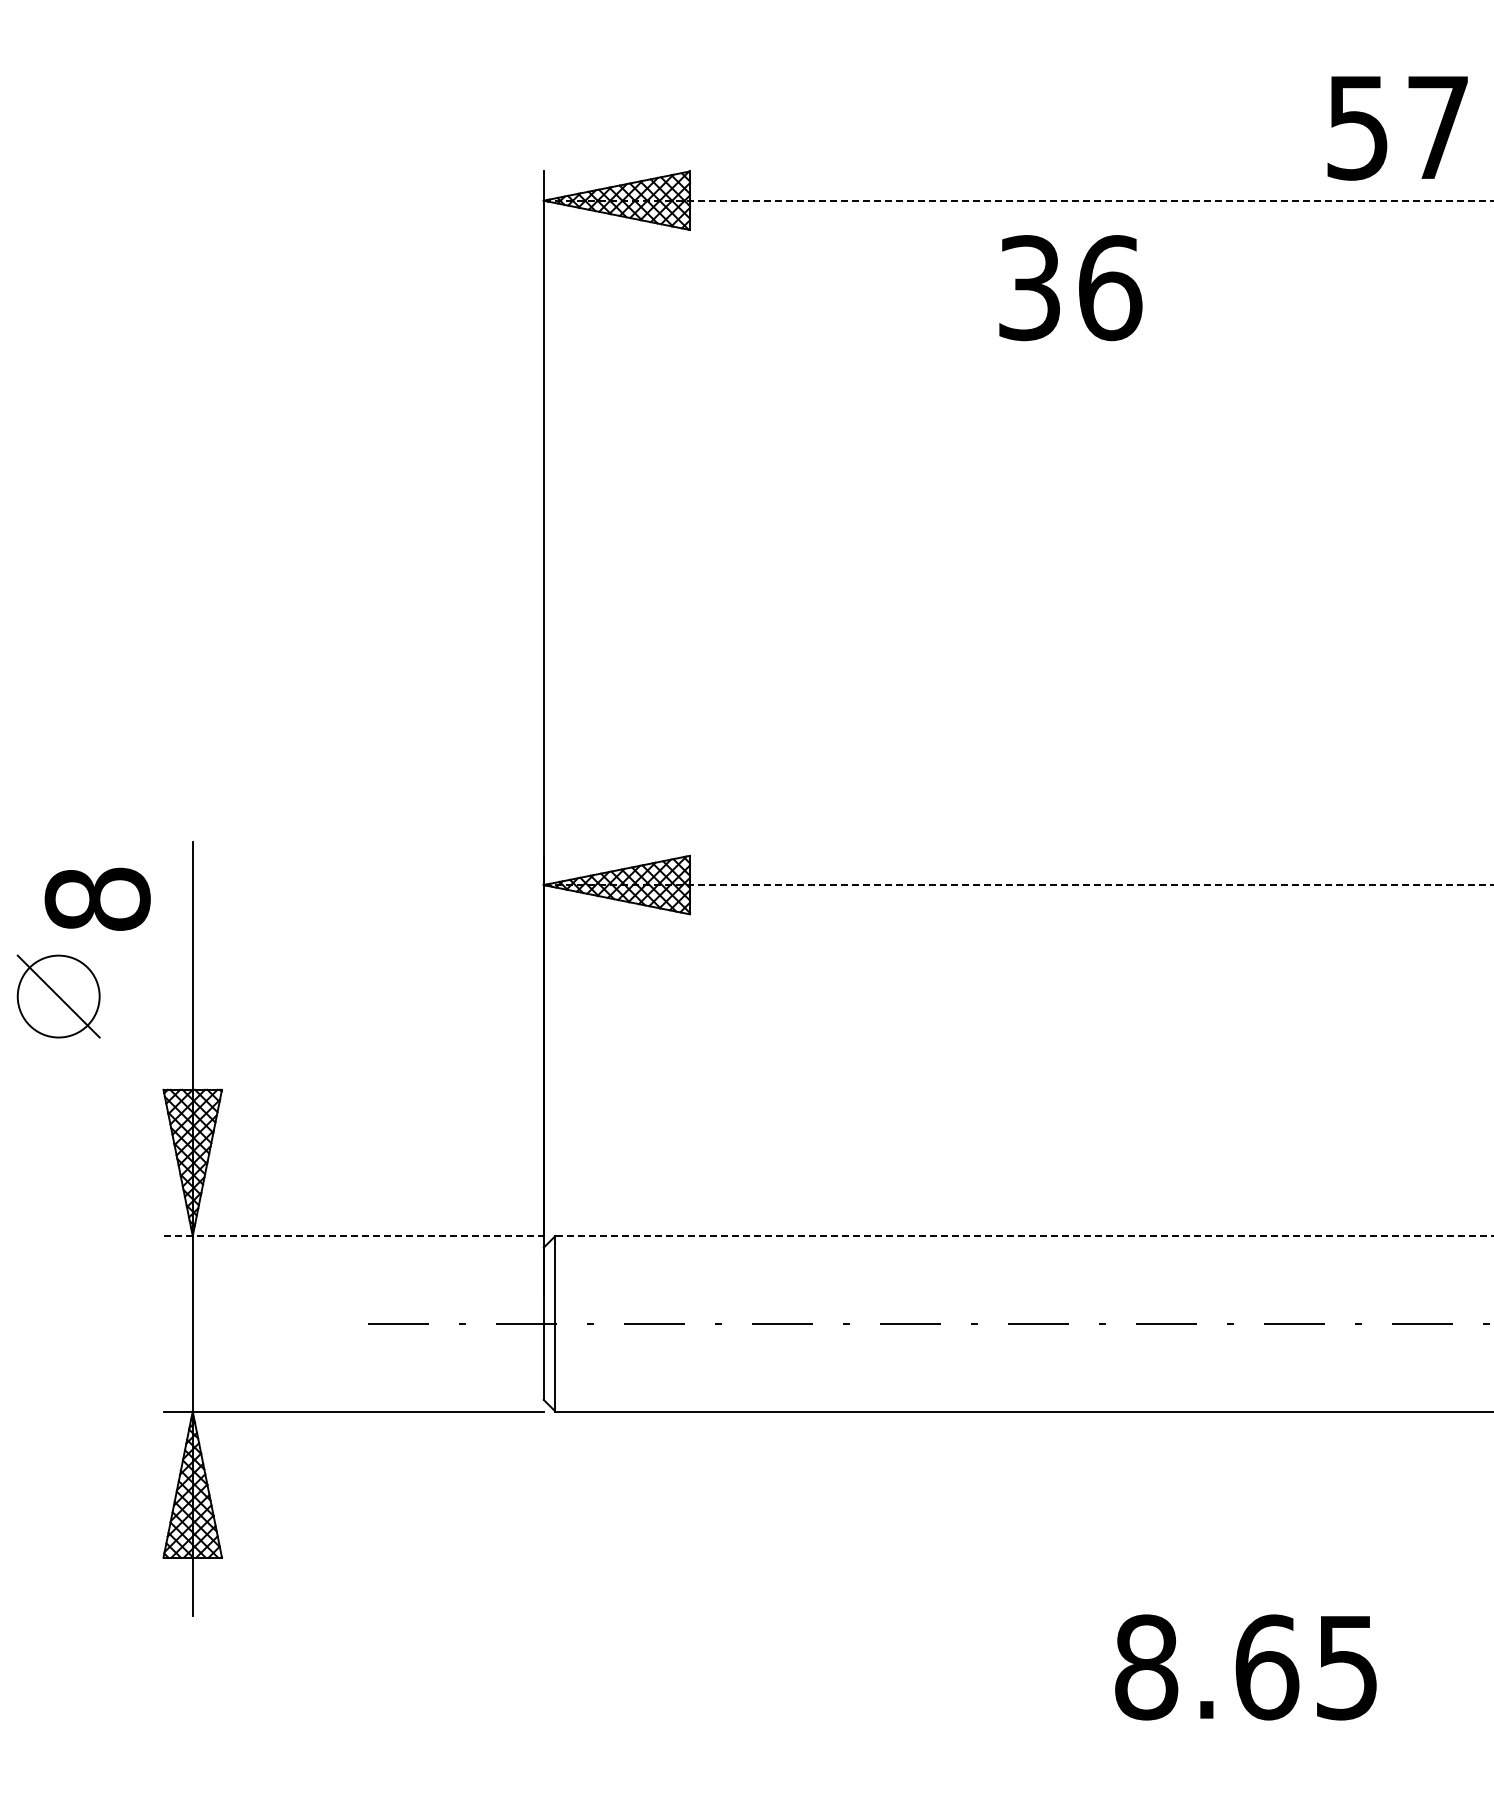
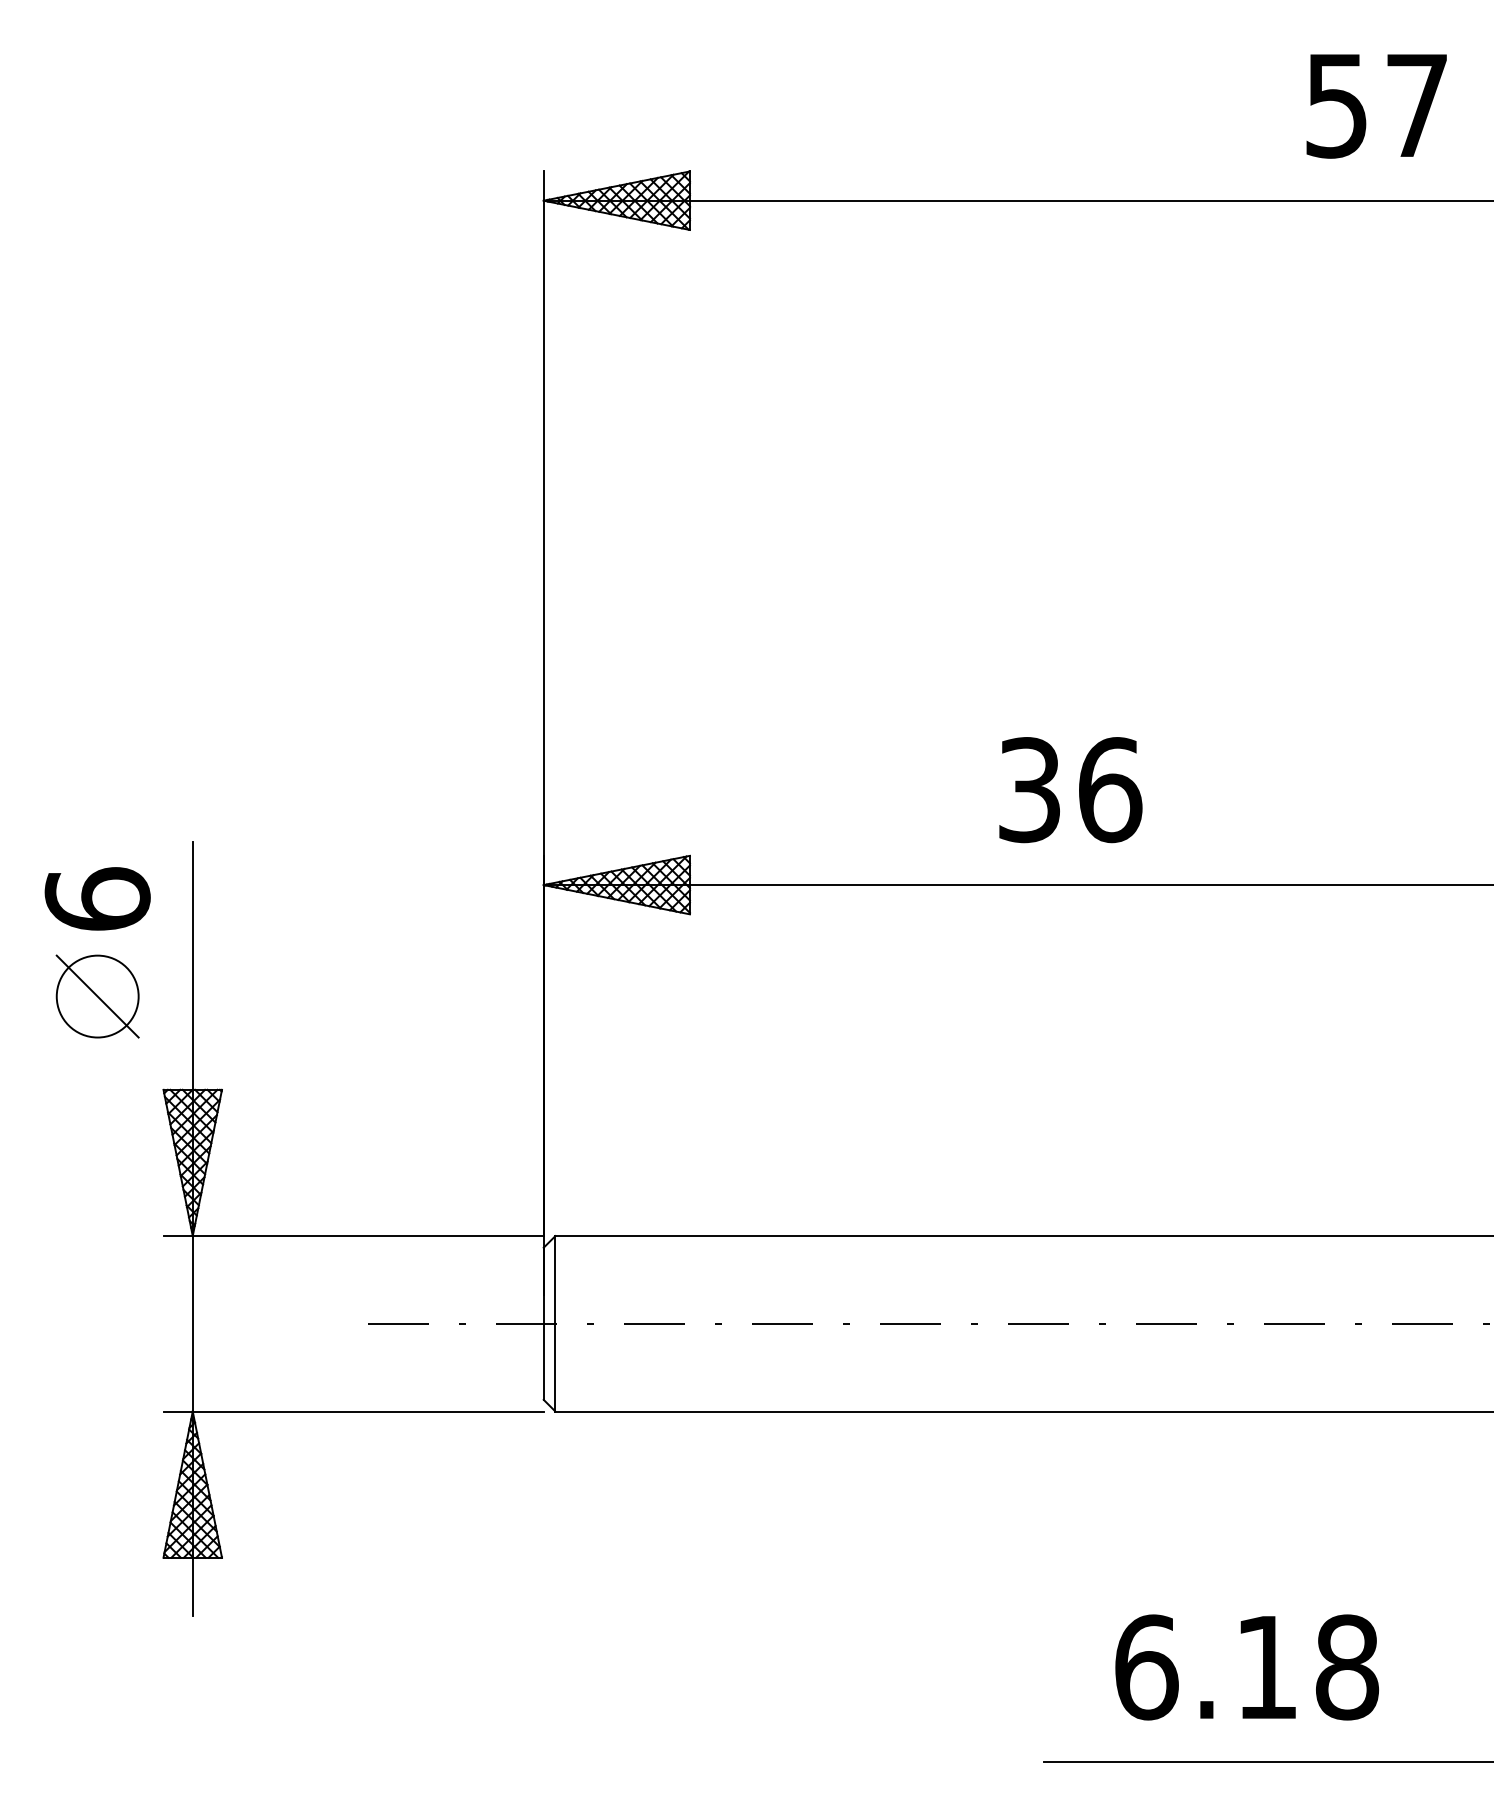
text position: (1397, 128) -> (1376, 106) (1376, 106)
line: dashed -> solid (1018, 200)
text position: (1070, 288) -> (1070, 790) (1070, 790)
line: dashed -> solid (1018, 885)
text: 8 -> 6 (97, 898)
part position: (58, 996) -> (97, 996) (97, 996)
line: dashed -> solid (354, 1236)
line: dashed -> solid (1024, 1236)
text: 8.65 -> 6.18 (1247, 1667)
line: none -> present (1266, 1762)
